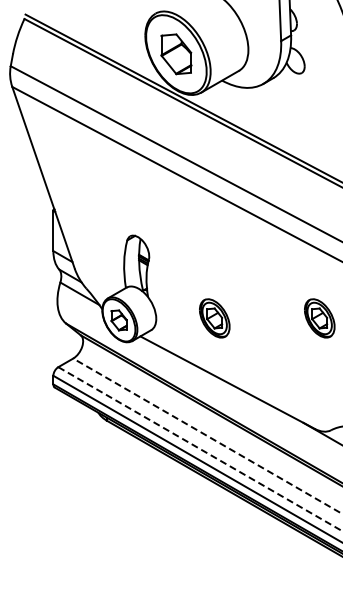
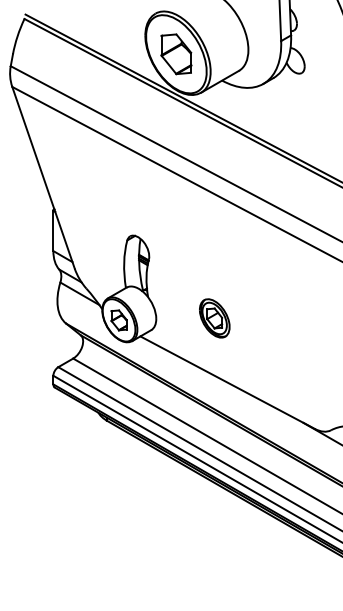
part: present -> none (319, 318)
line: dashed -> solid (208, 436)
line: dashed -> solid (200, 449)
